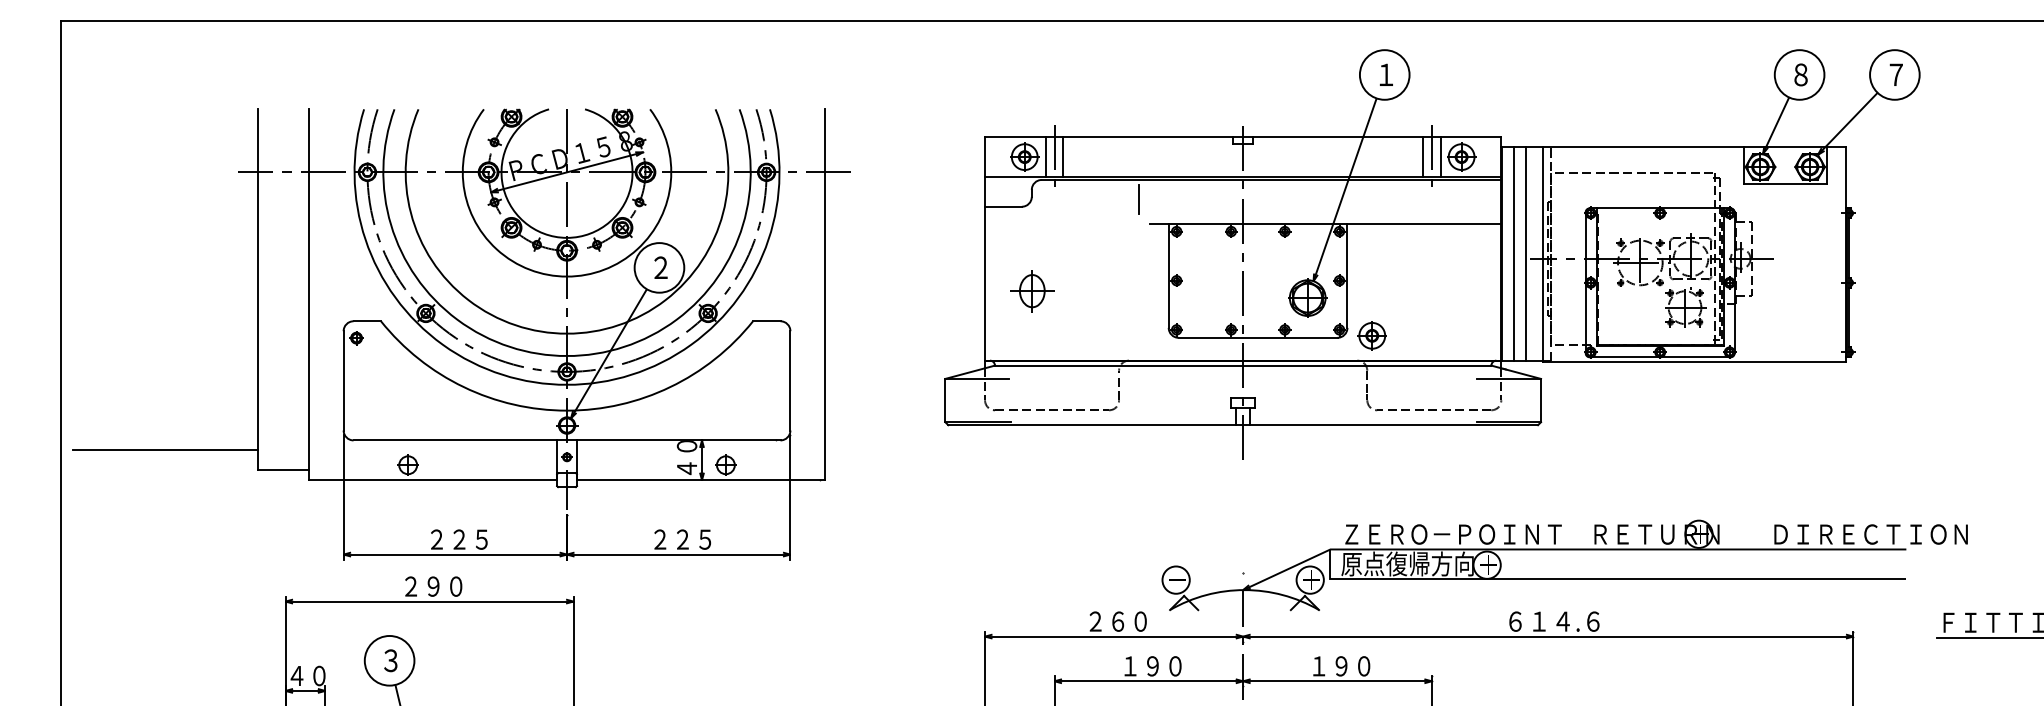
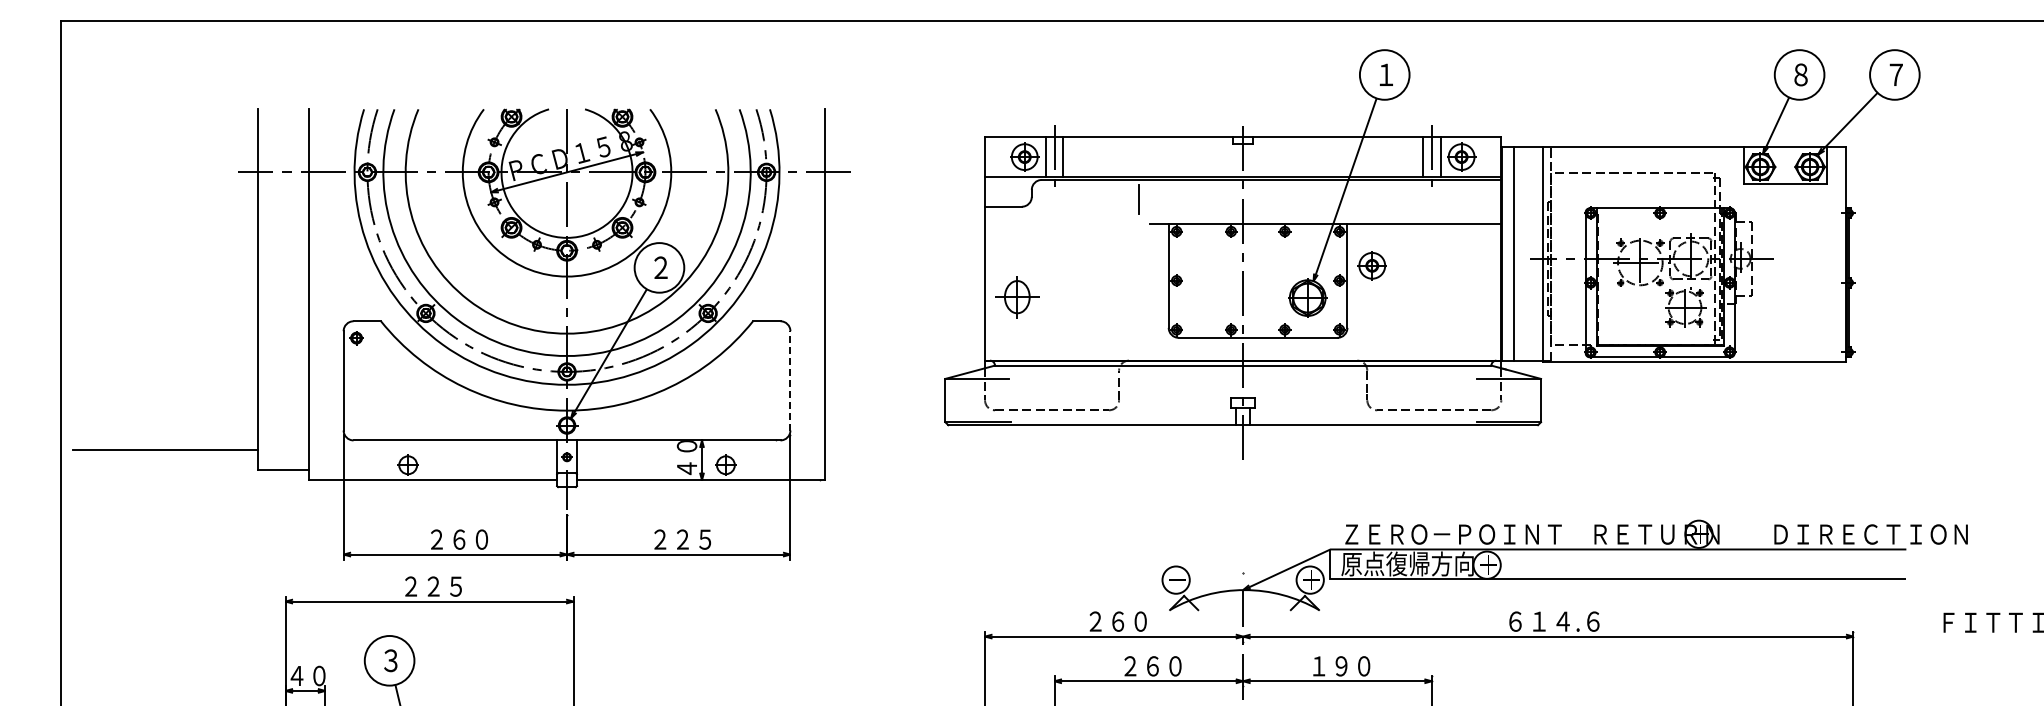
line: present -> none (1526, 253)
part position: (1032, 291) -> (1017, 297) (1017, 297)
part position: (1371, 335) -> (1371, 265) (1371, 265)
line: solid -> dashed (790, 380)
text: ２２５ -> ２６０ (470, 539)
text: ２９０ -> ２２５ (444, 586)
line: present -> none (1988, 637)
text: １９０ -> ２６０ (1141, 666)
